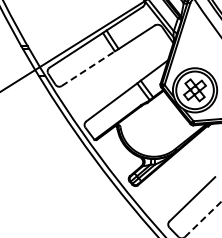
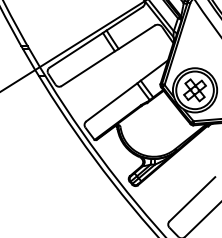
line: dashed -> solid (88, 68)
line: dashed -> solid (203, 219)
